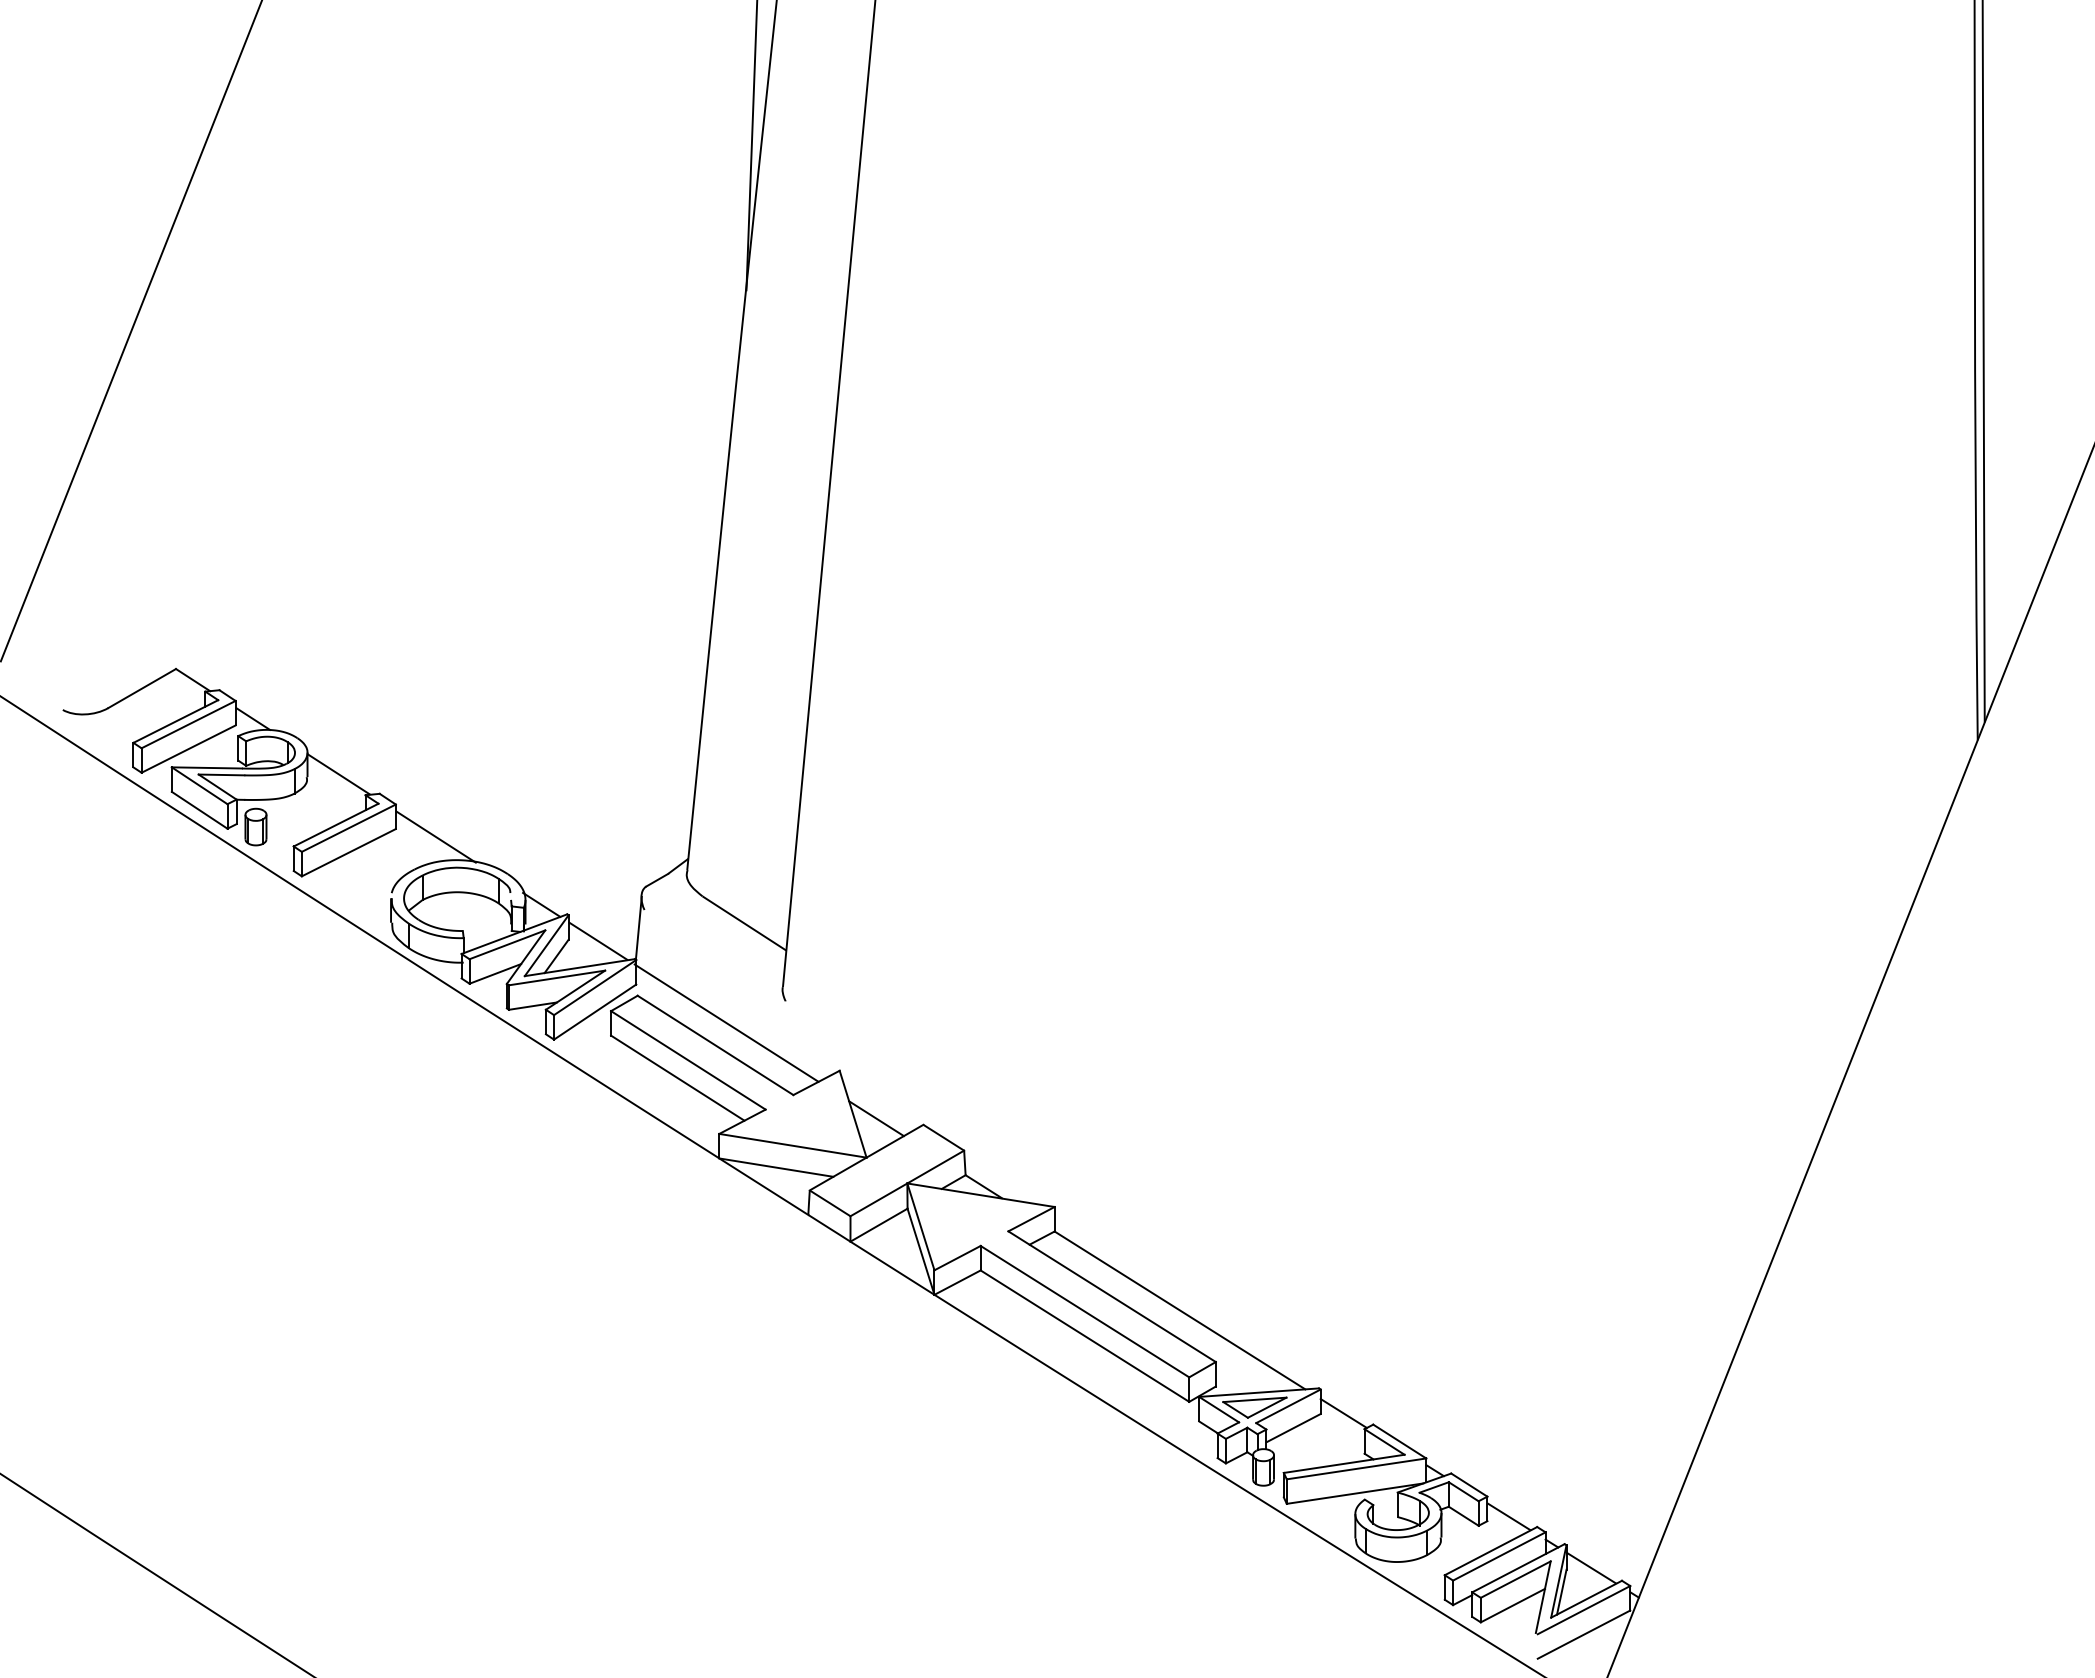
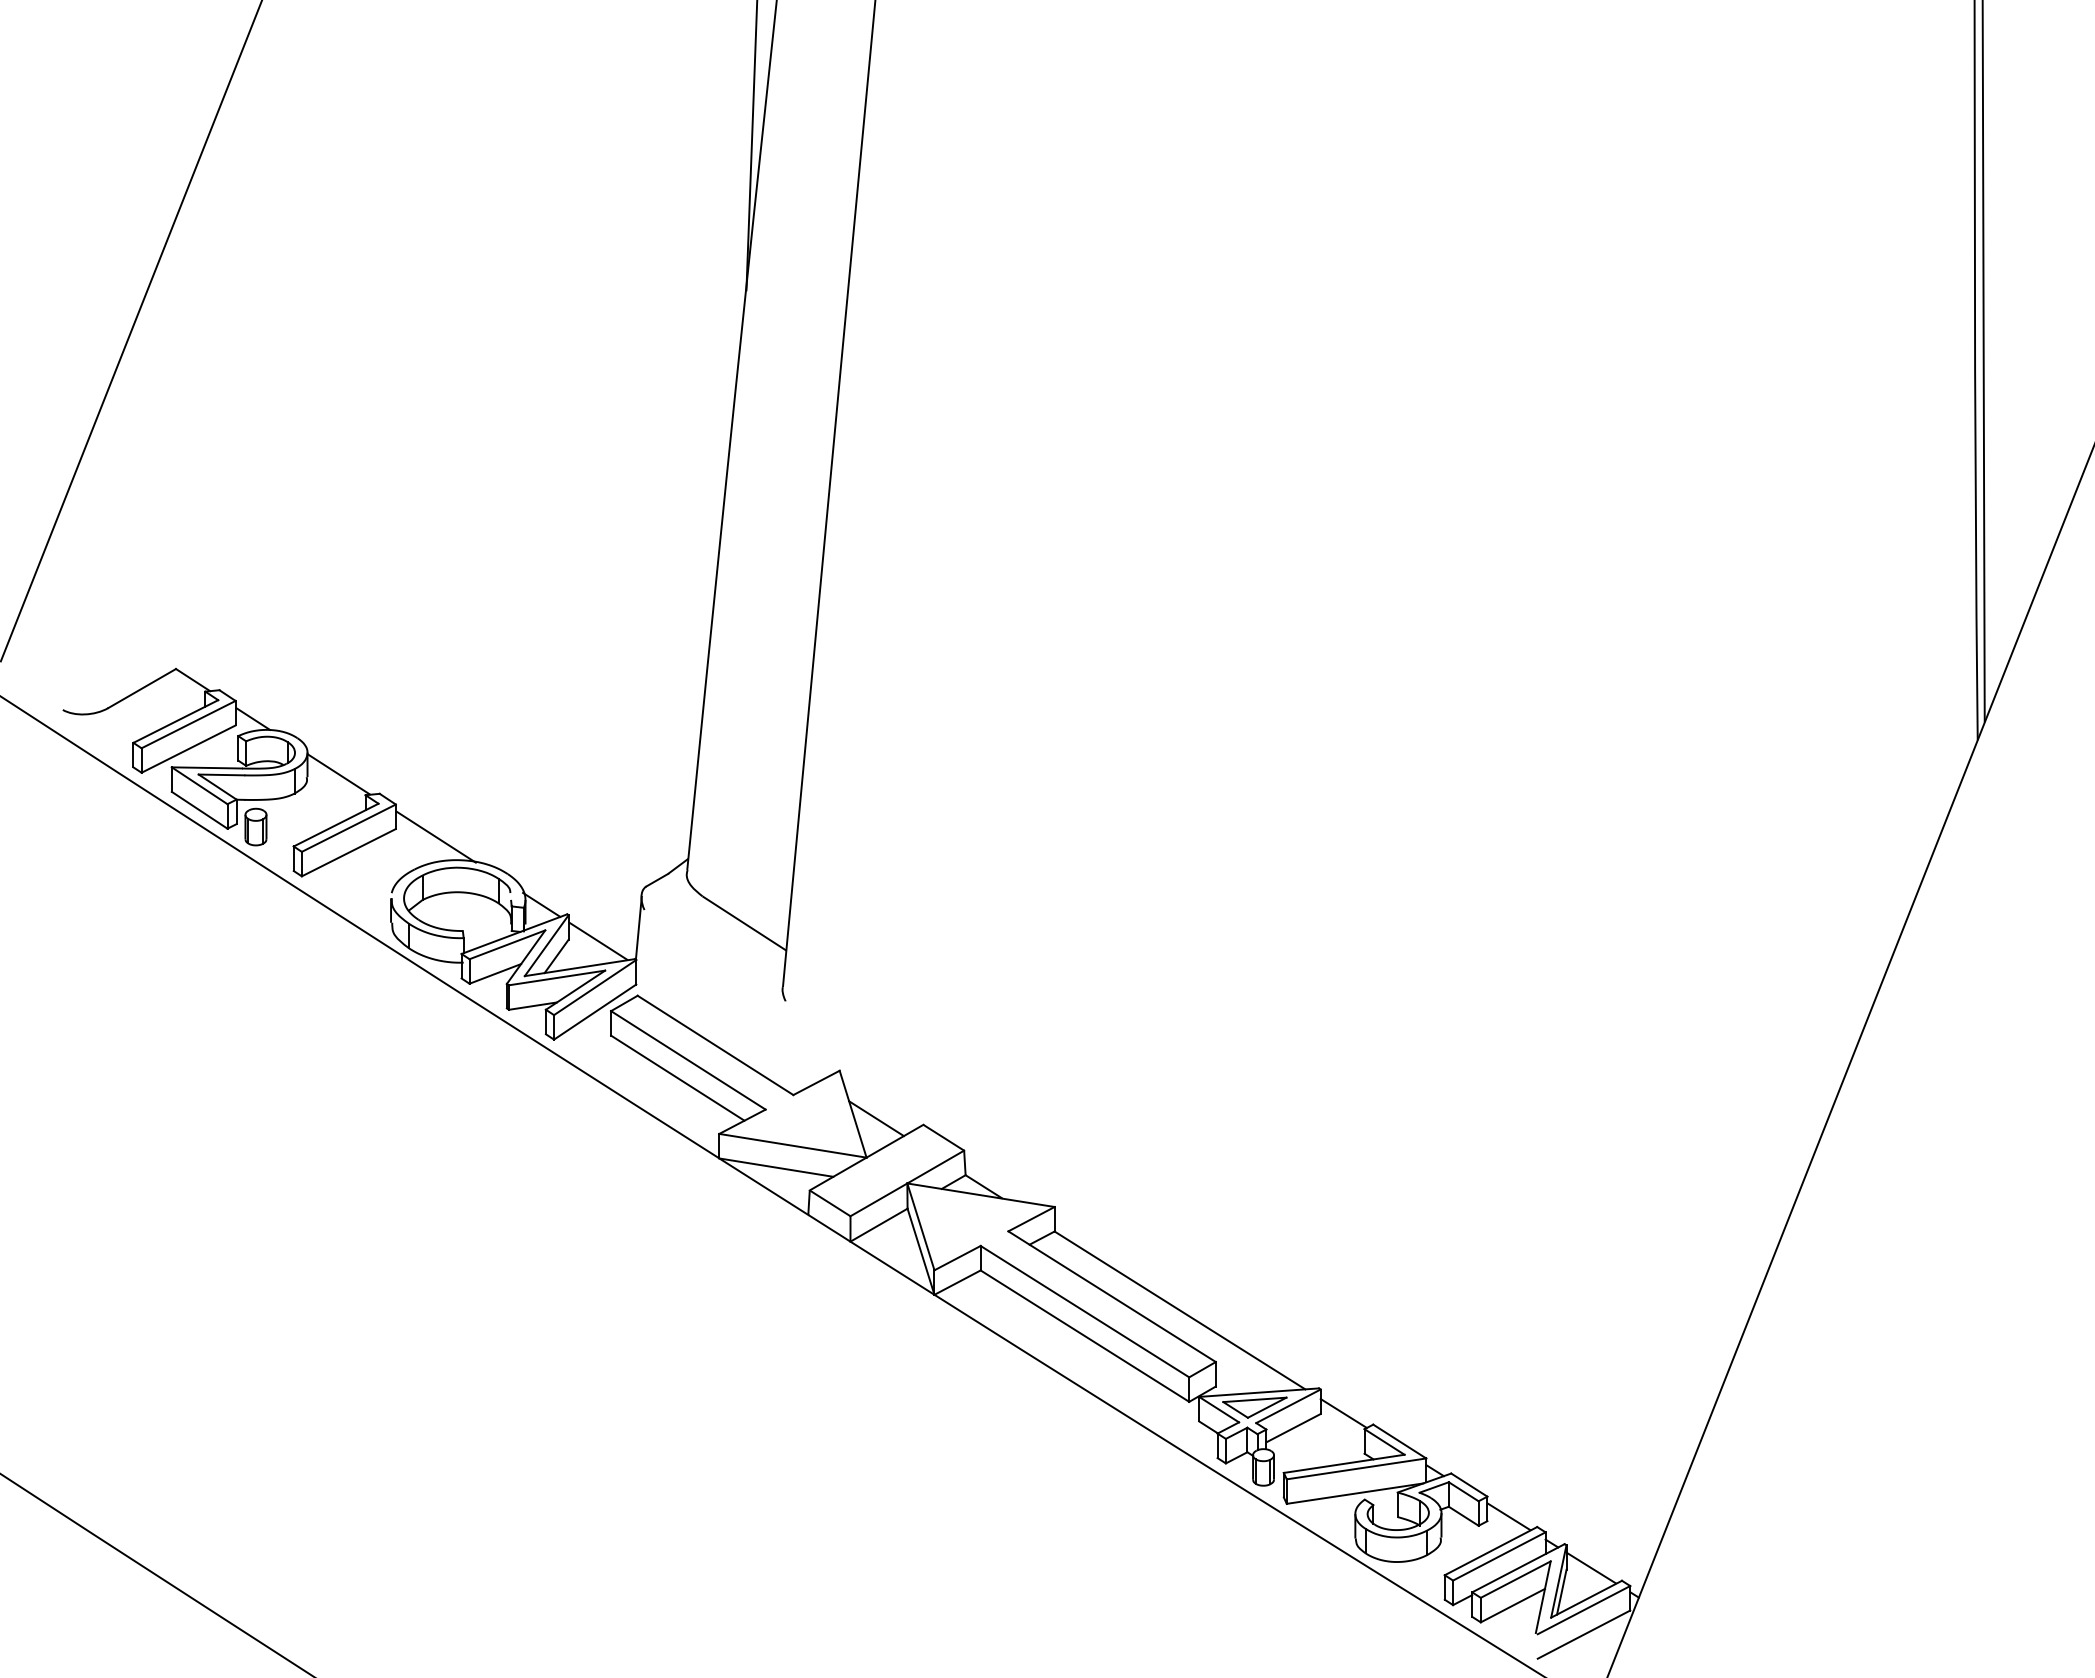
line: present -> none (726, 1022)
